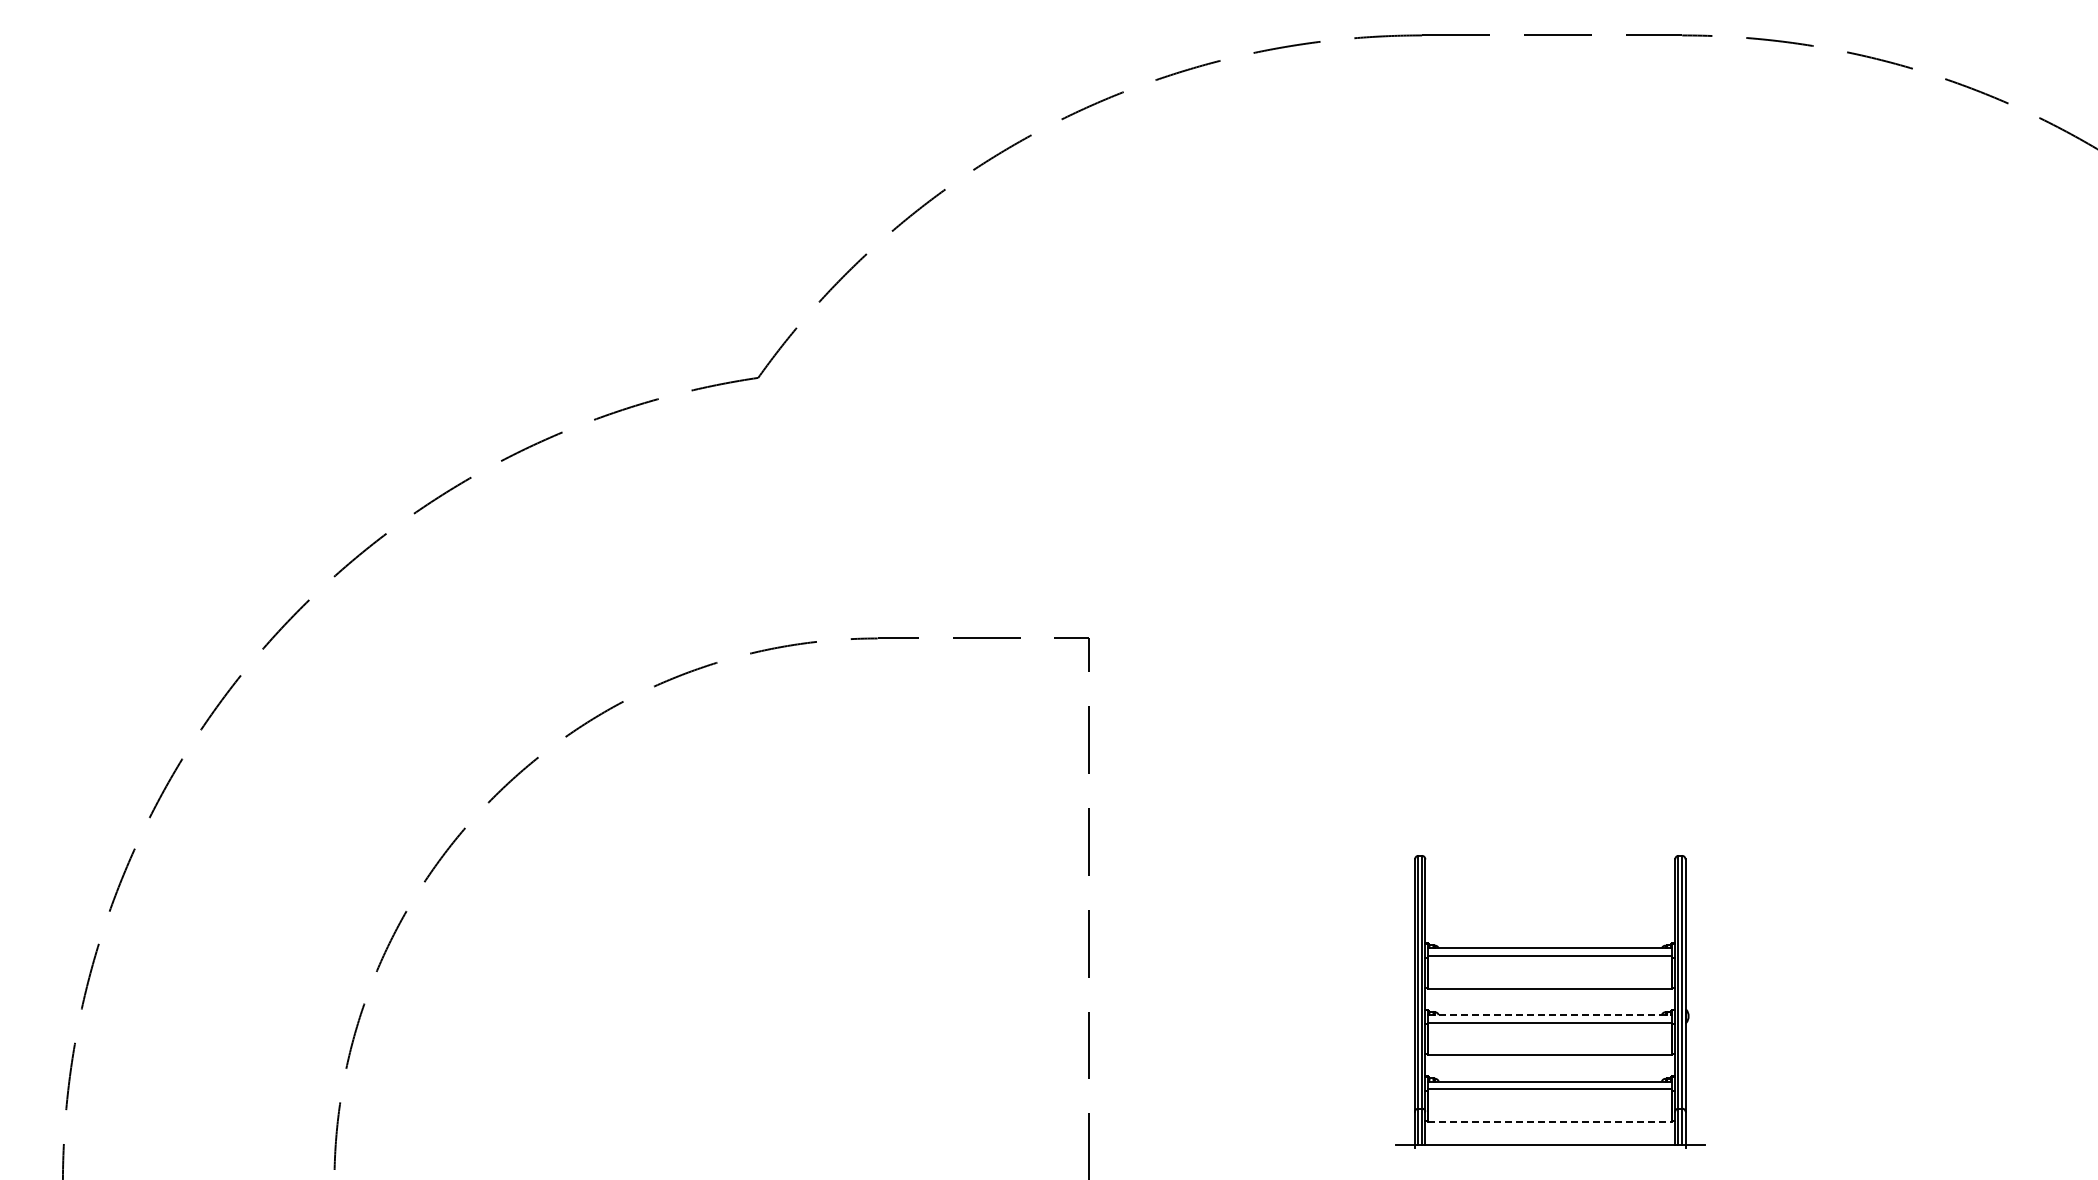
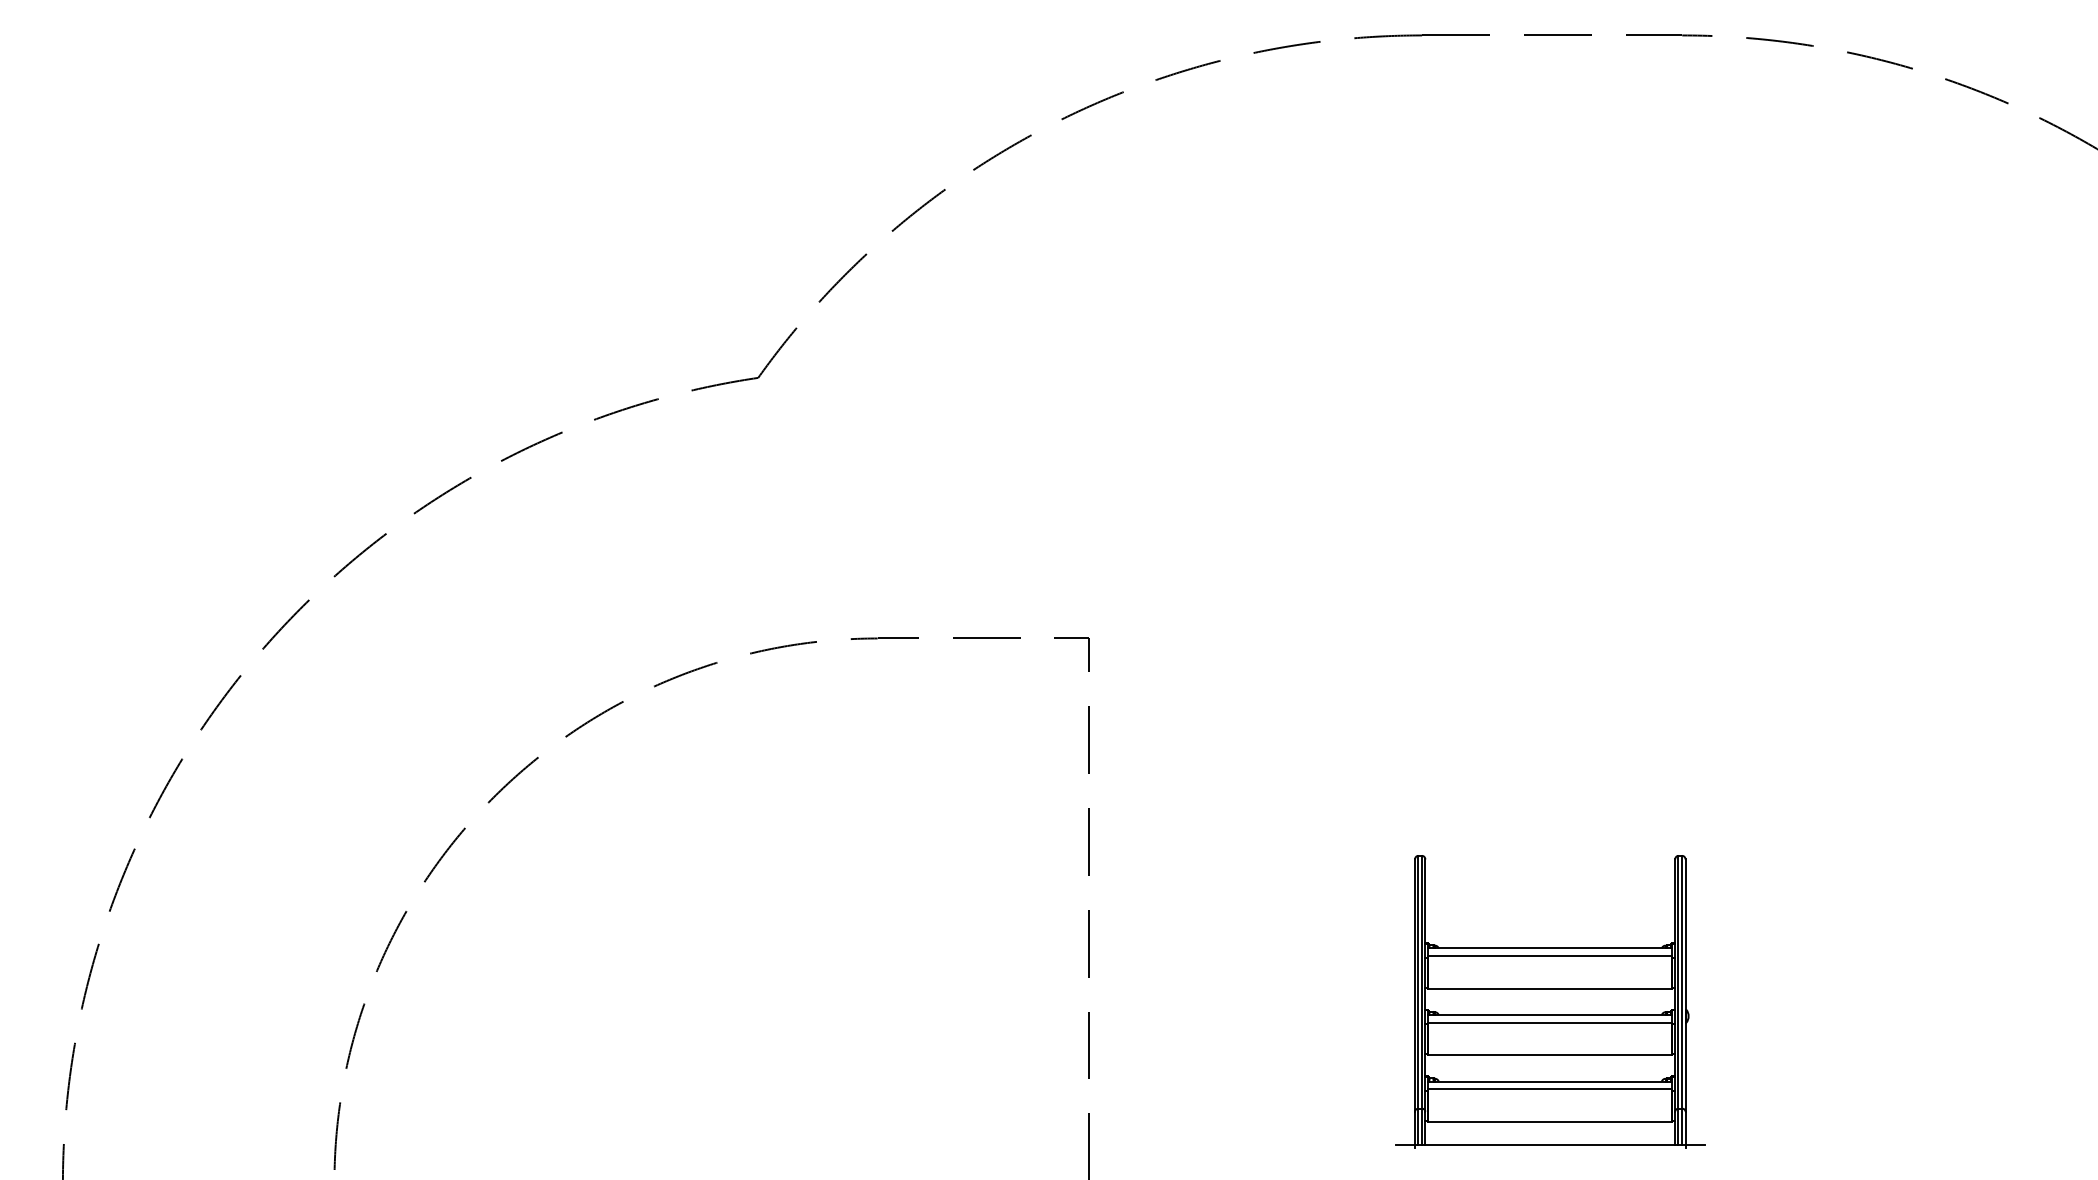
line: dashed -> solid (1550, 1015)
line: dashed -> solid (1550, 1122)
